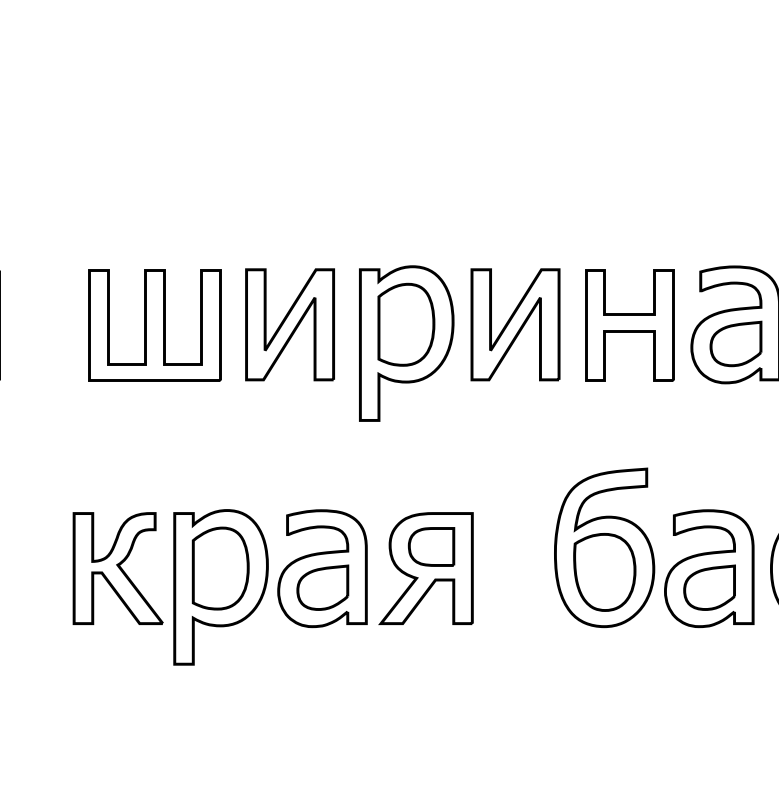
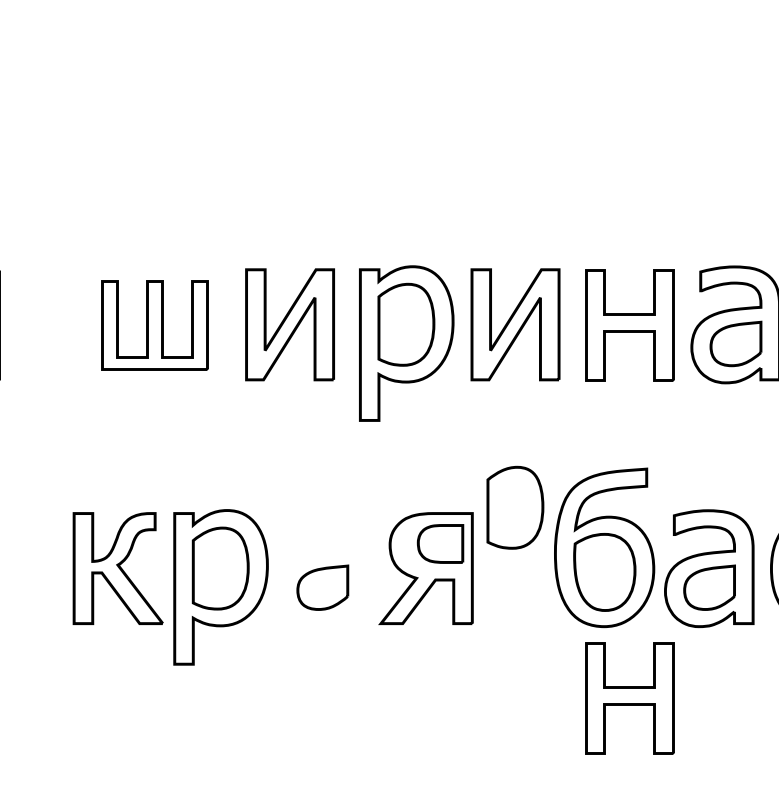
part size: 134x113 px -> 108x91 px (154, 325)
part: none -> present (515, 507)
part position: (431, 546) -> (440, 543) (440, 543)
part: present -> none (322, 568)
part: none -> present (629, 698)
